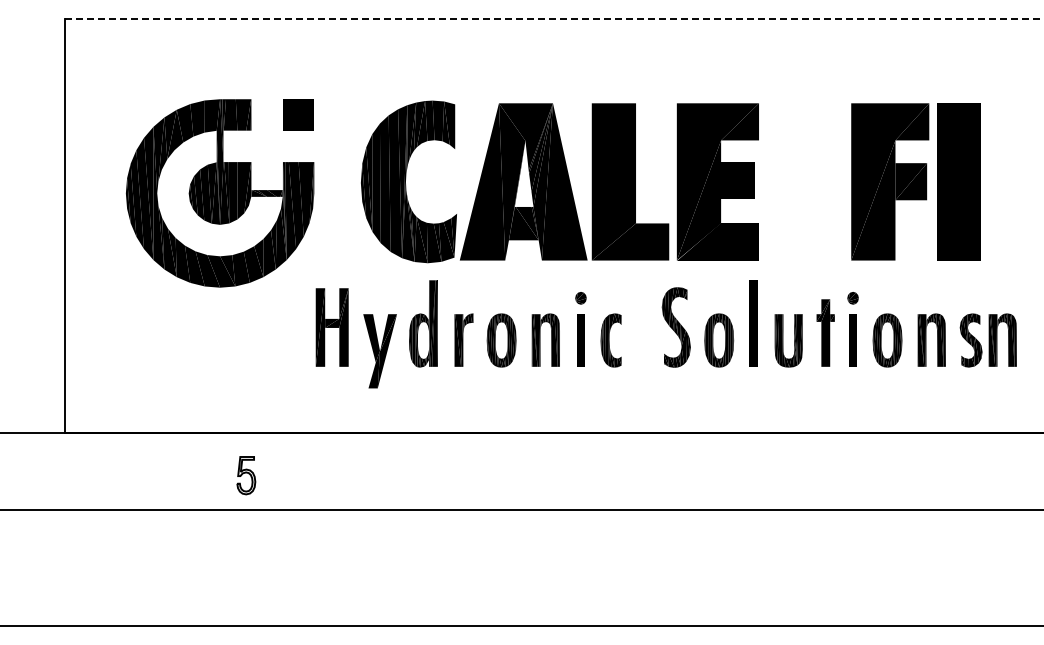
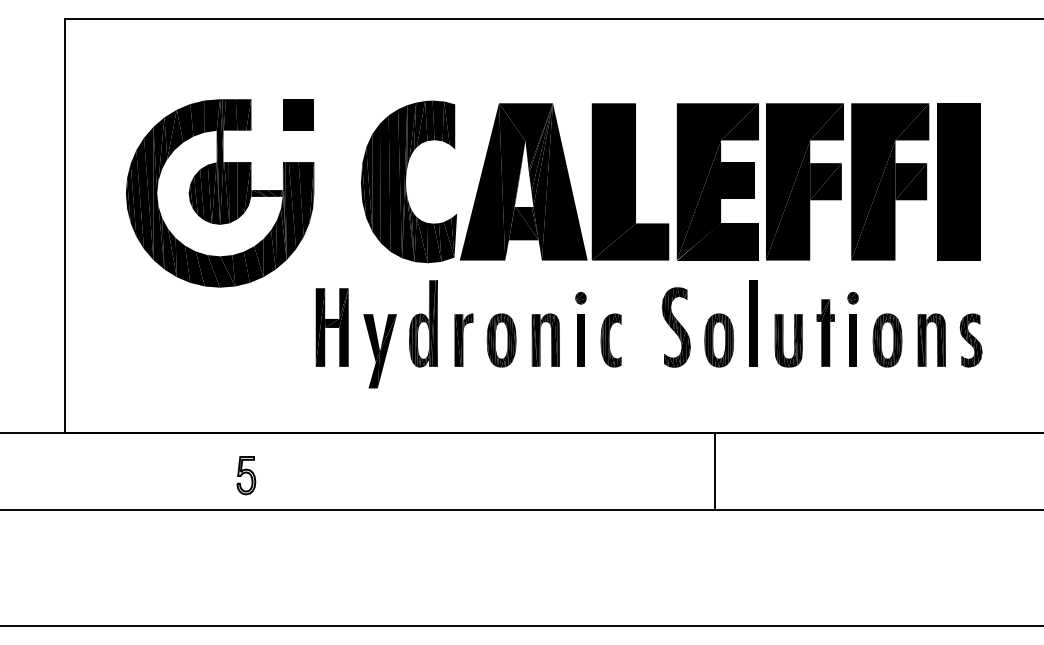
line: dashed -> solid (554, 19)
part: none -> present (804, 181)
part: present -> none (1002, 339)
line: none -> present (715, 471)
